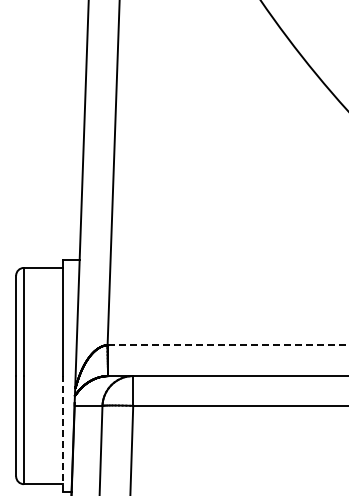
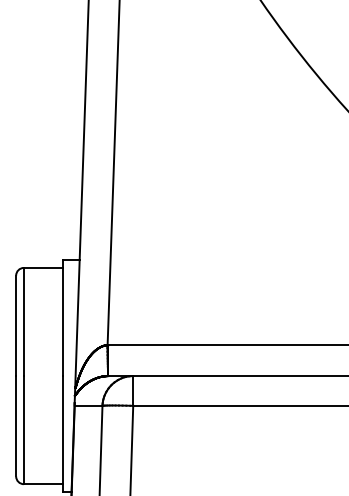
line: dashed -> solid (228, 345)
line: dashed -> solid (62, 433)
